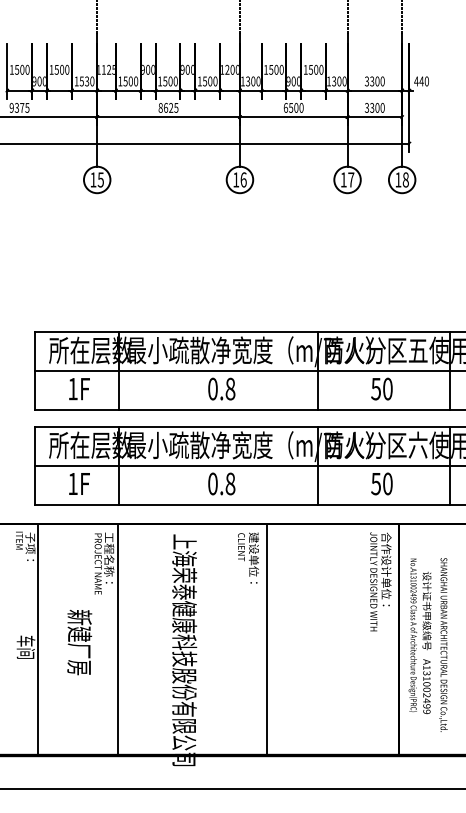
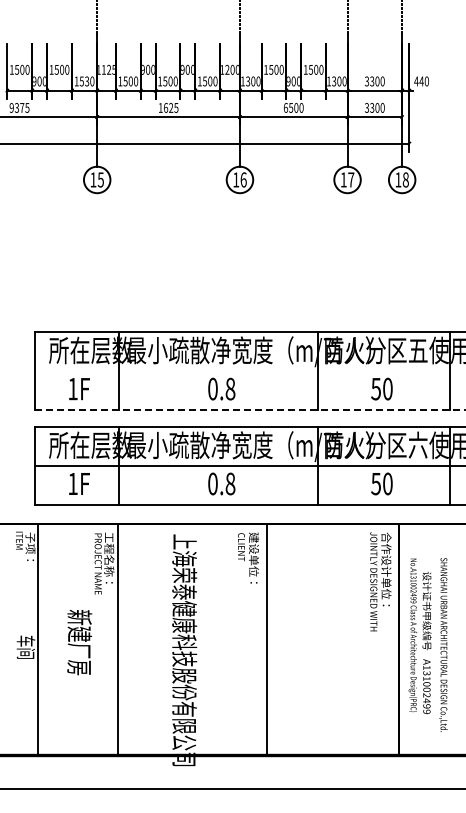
text: 8625 -> 1625 (160, 107)
line: present -> none (248, 370)
line: solid -> dashed (250, 410)
